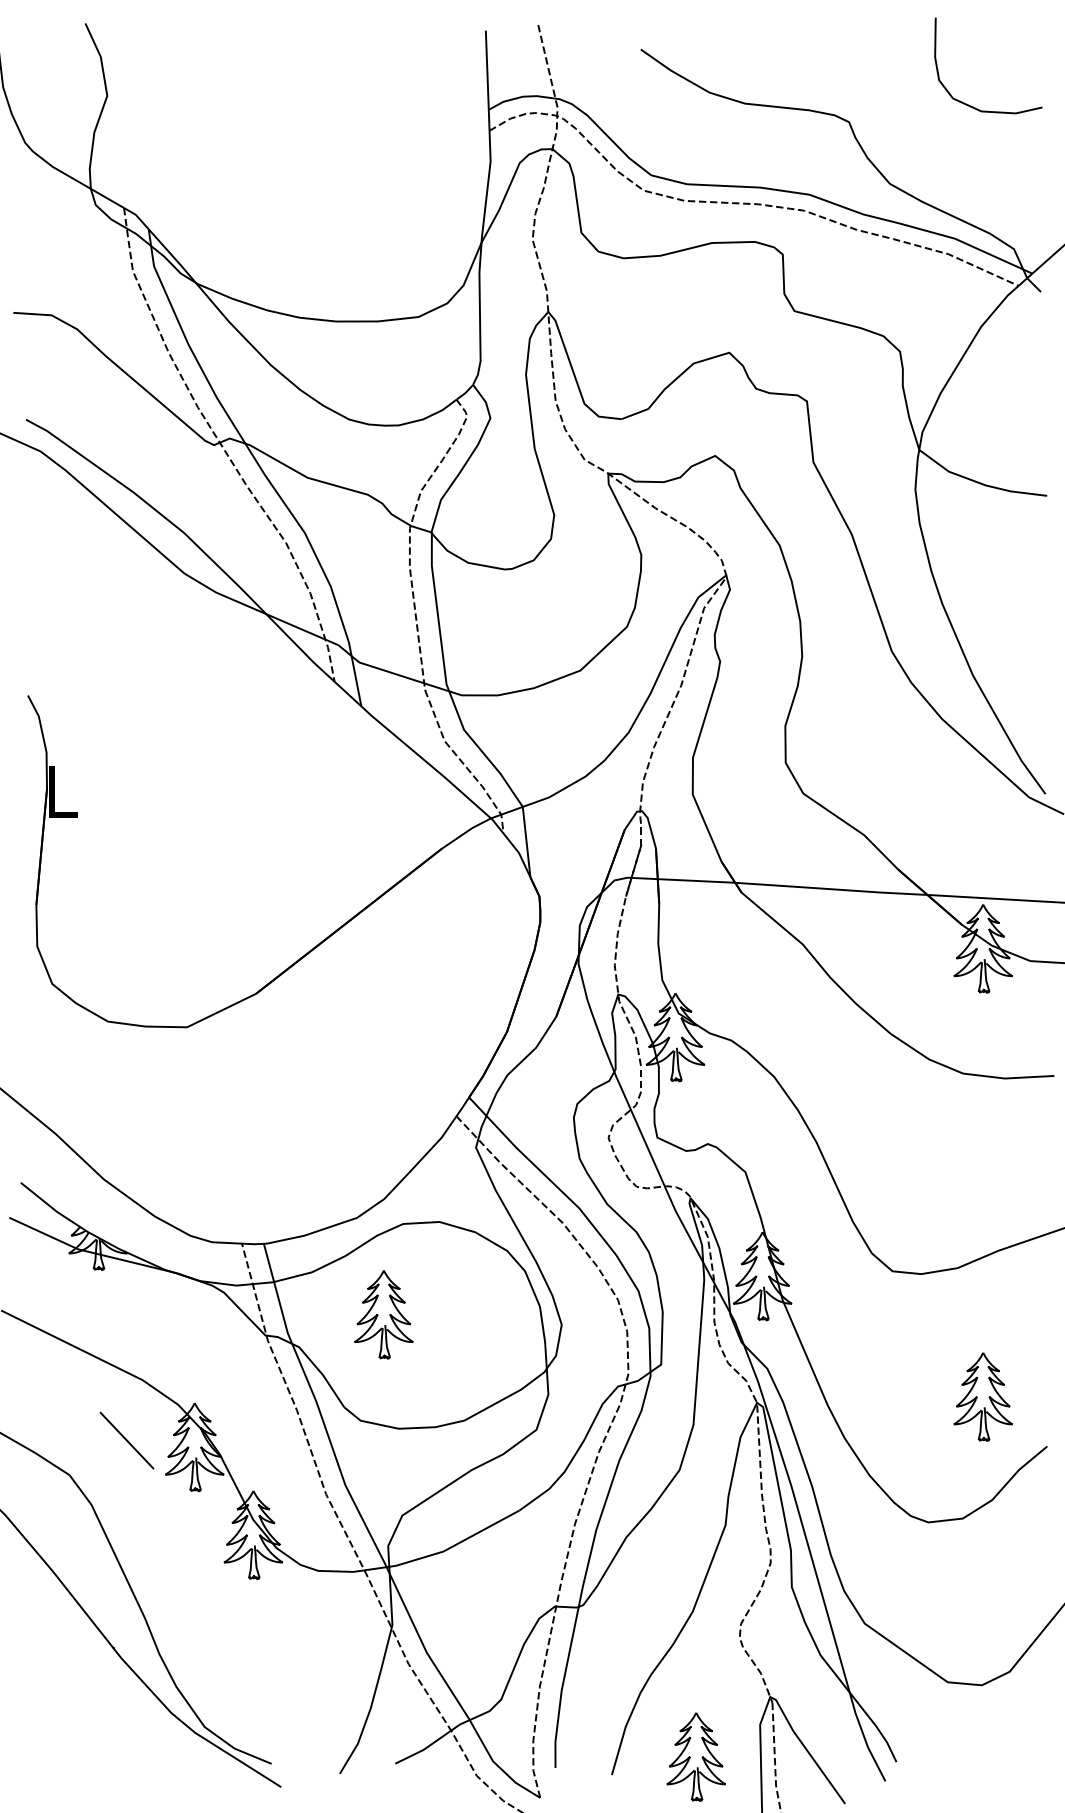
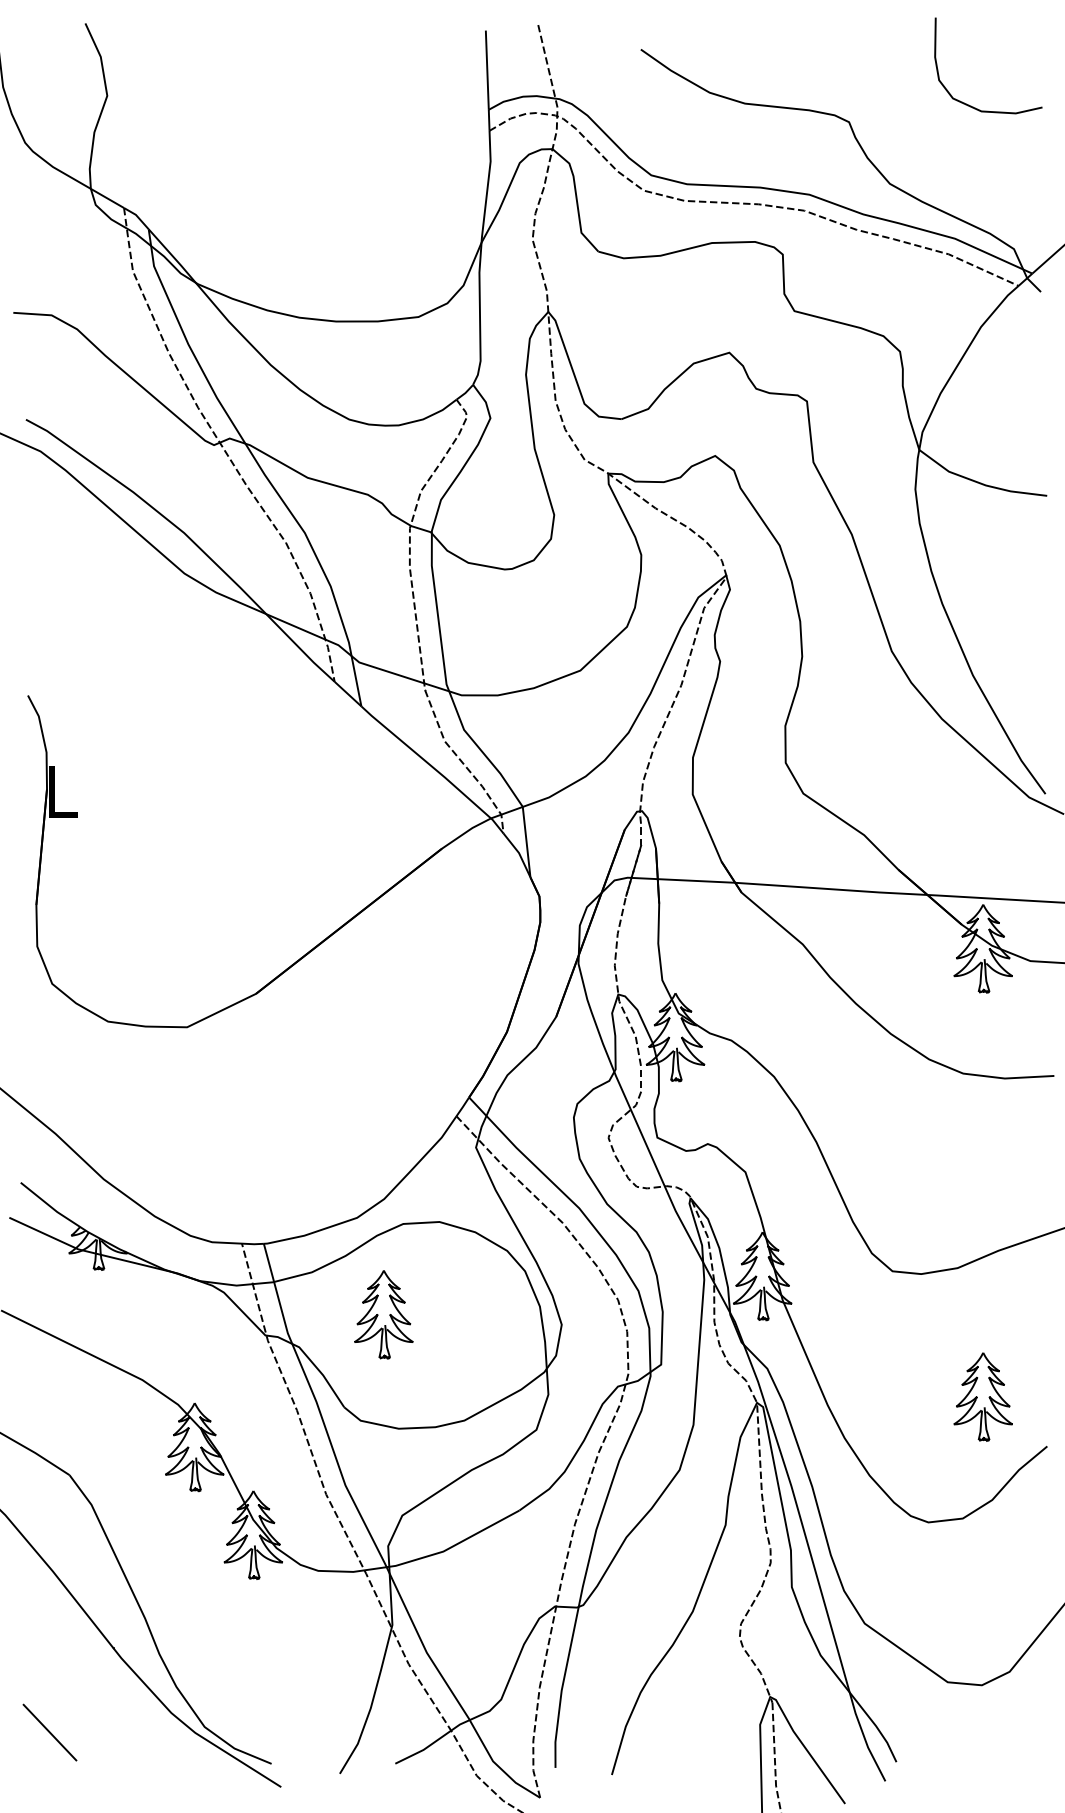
line position: (126, 1440) -> (49, 1732) (49, 1732)
part: present -> none (695, 1756)
